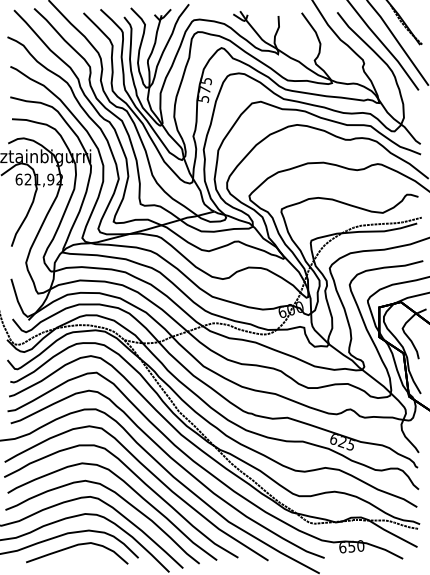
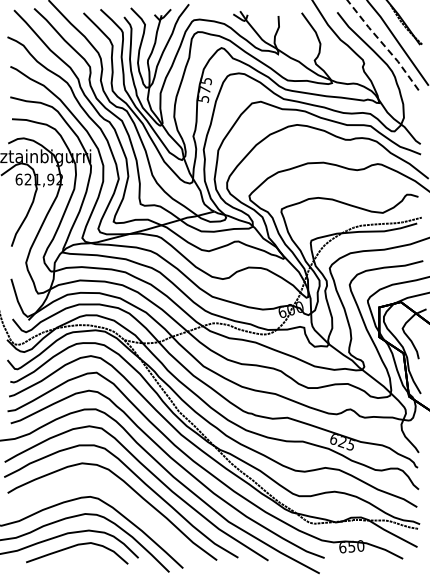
line: solid -> dashed (383, 44)
curve: present -> none (119, 497)
